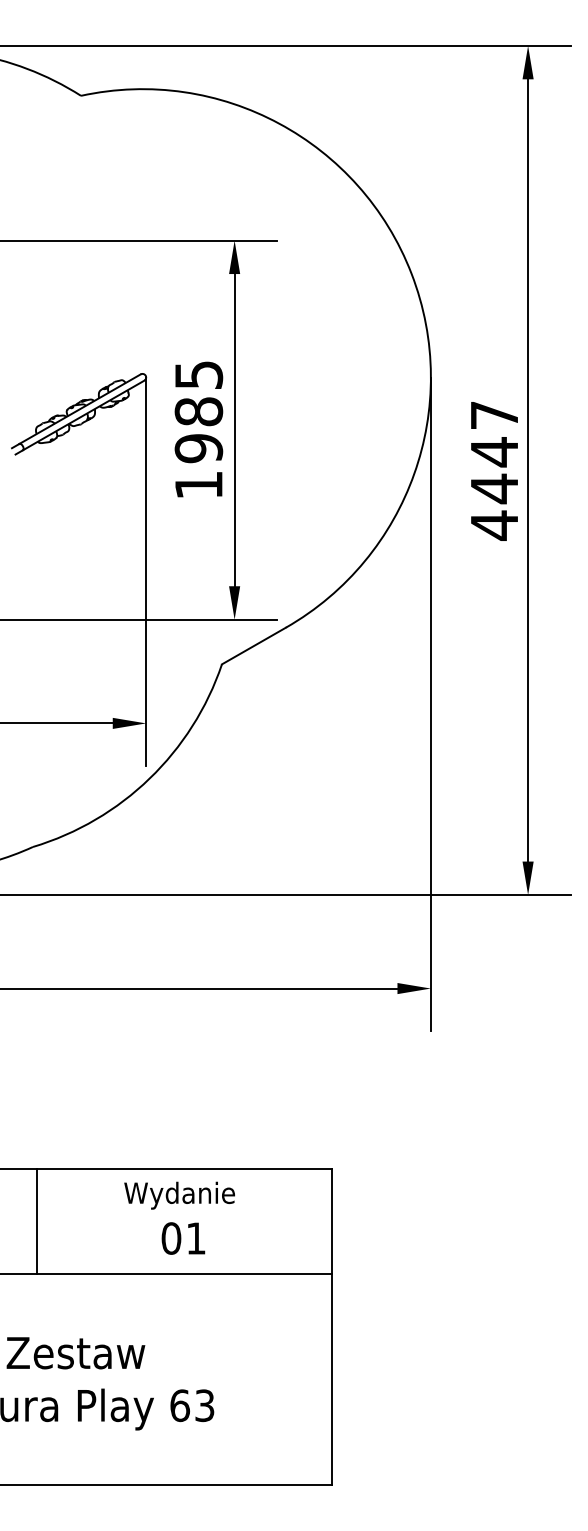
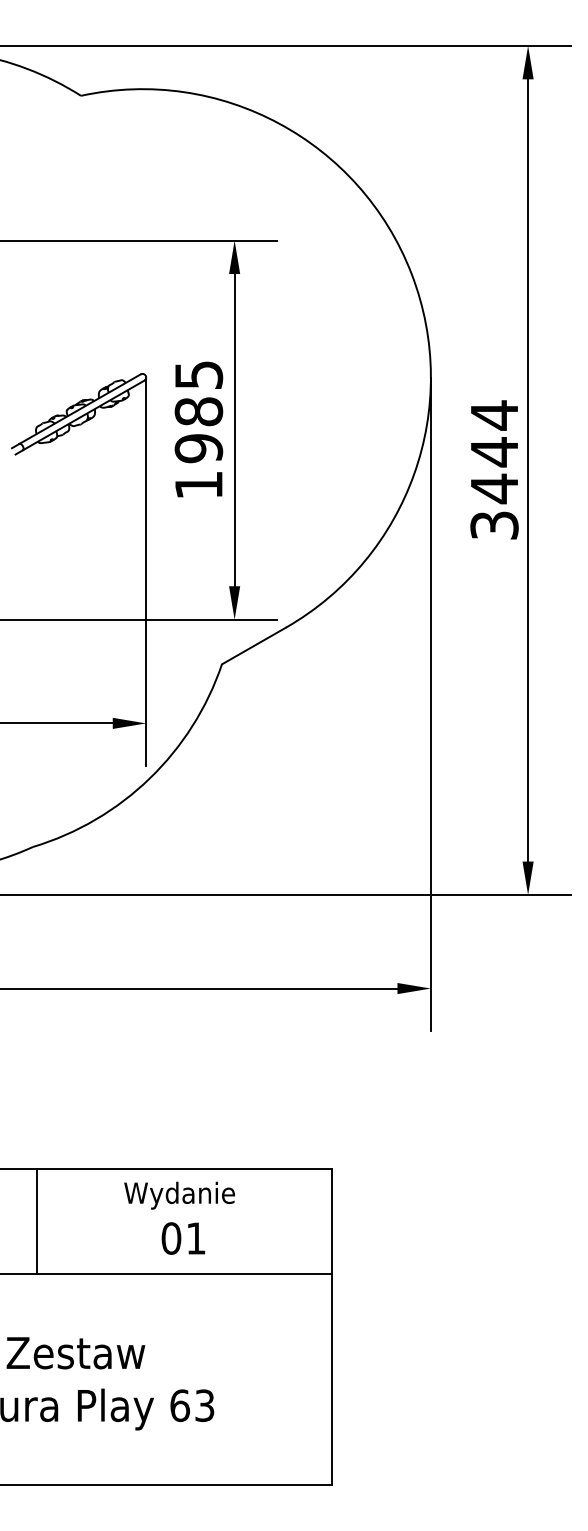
text: 4447 -> 3444 (494, 470)
